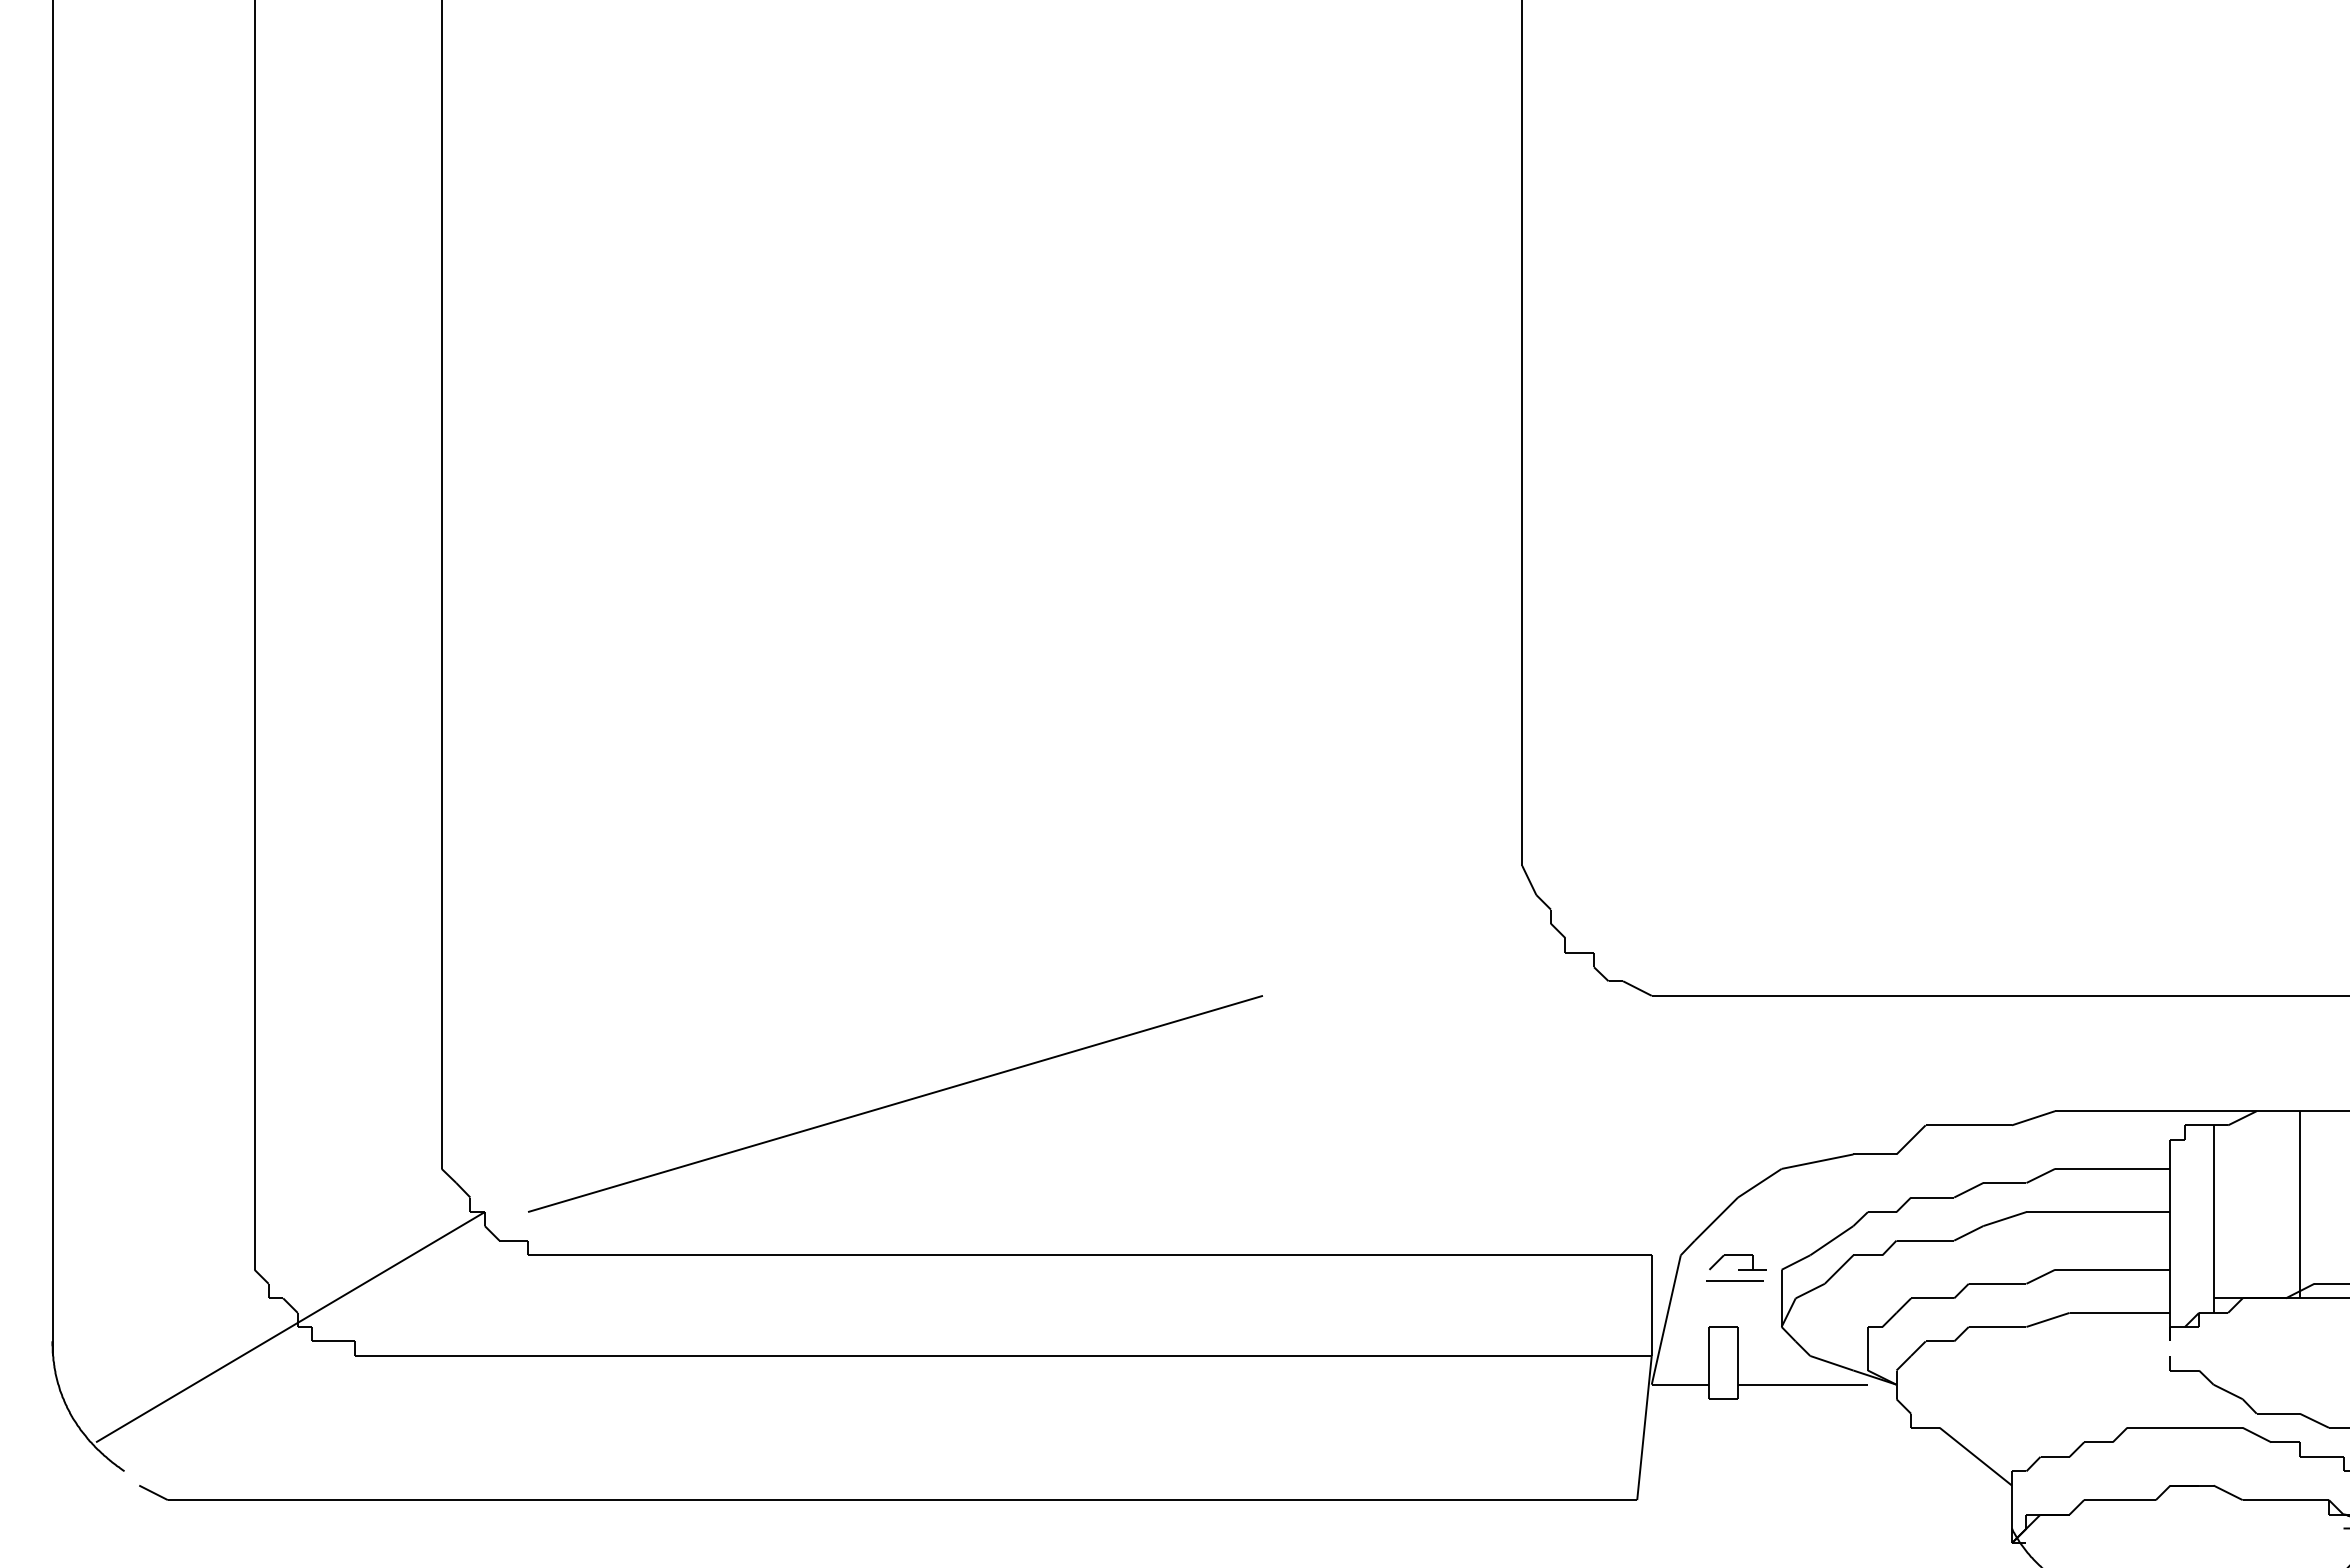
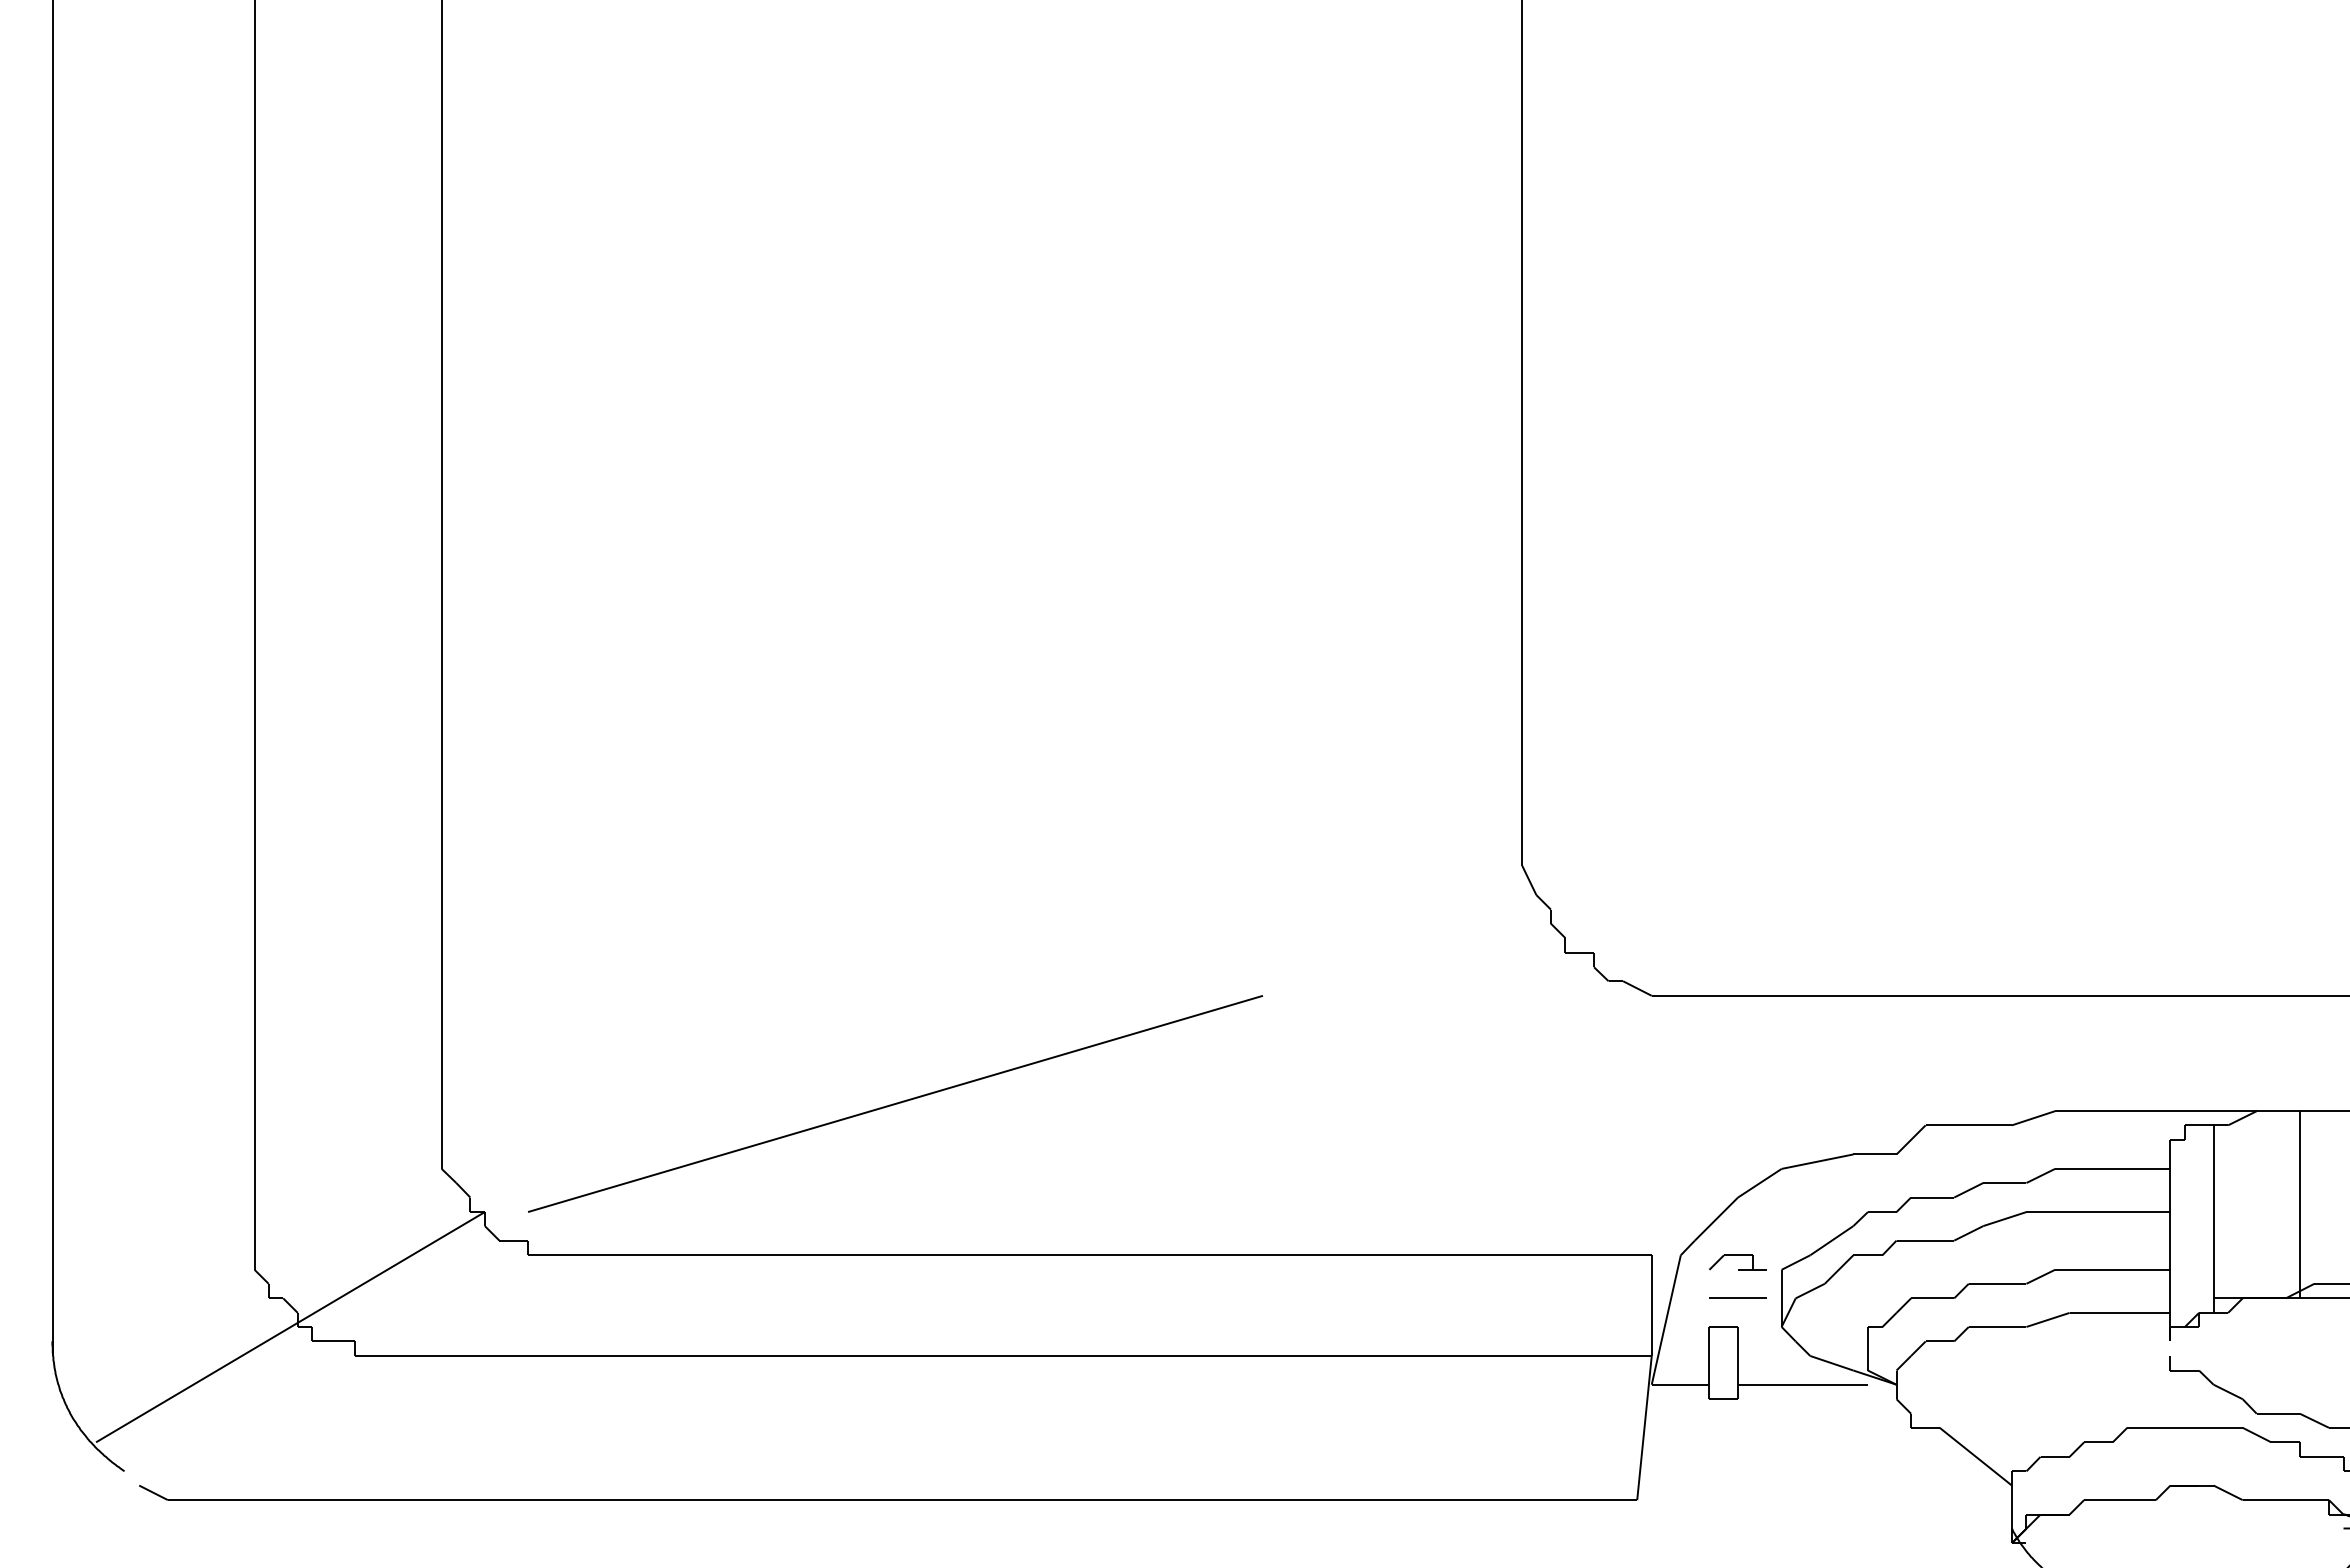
line position: (1734, 1280) -> (1737, 1297) (1737, 1297)
